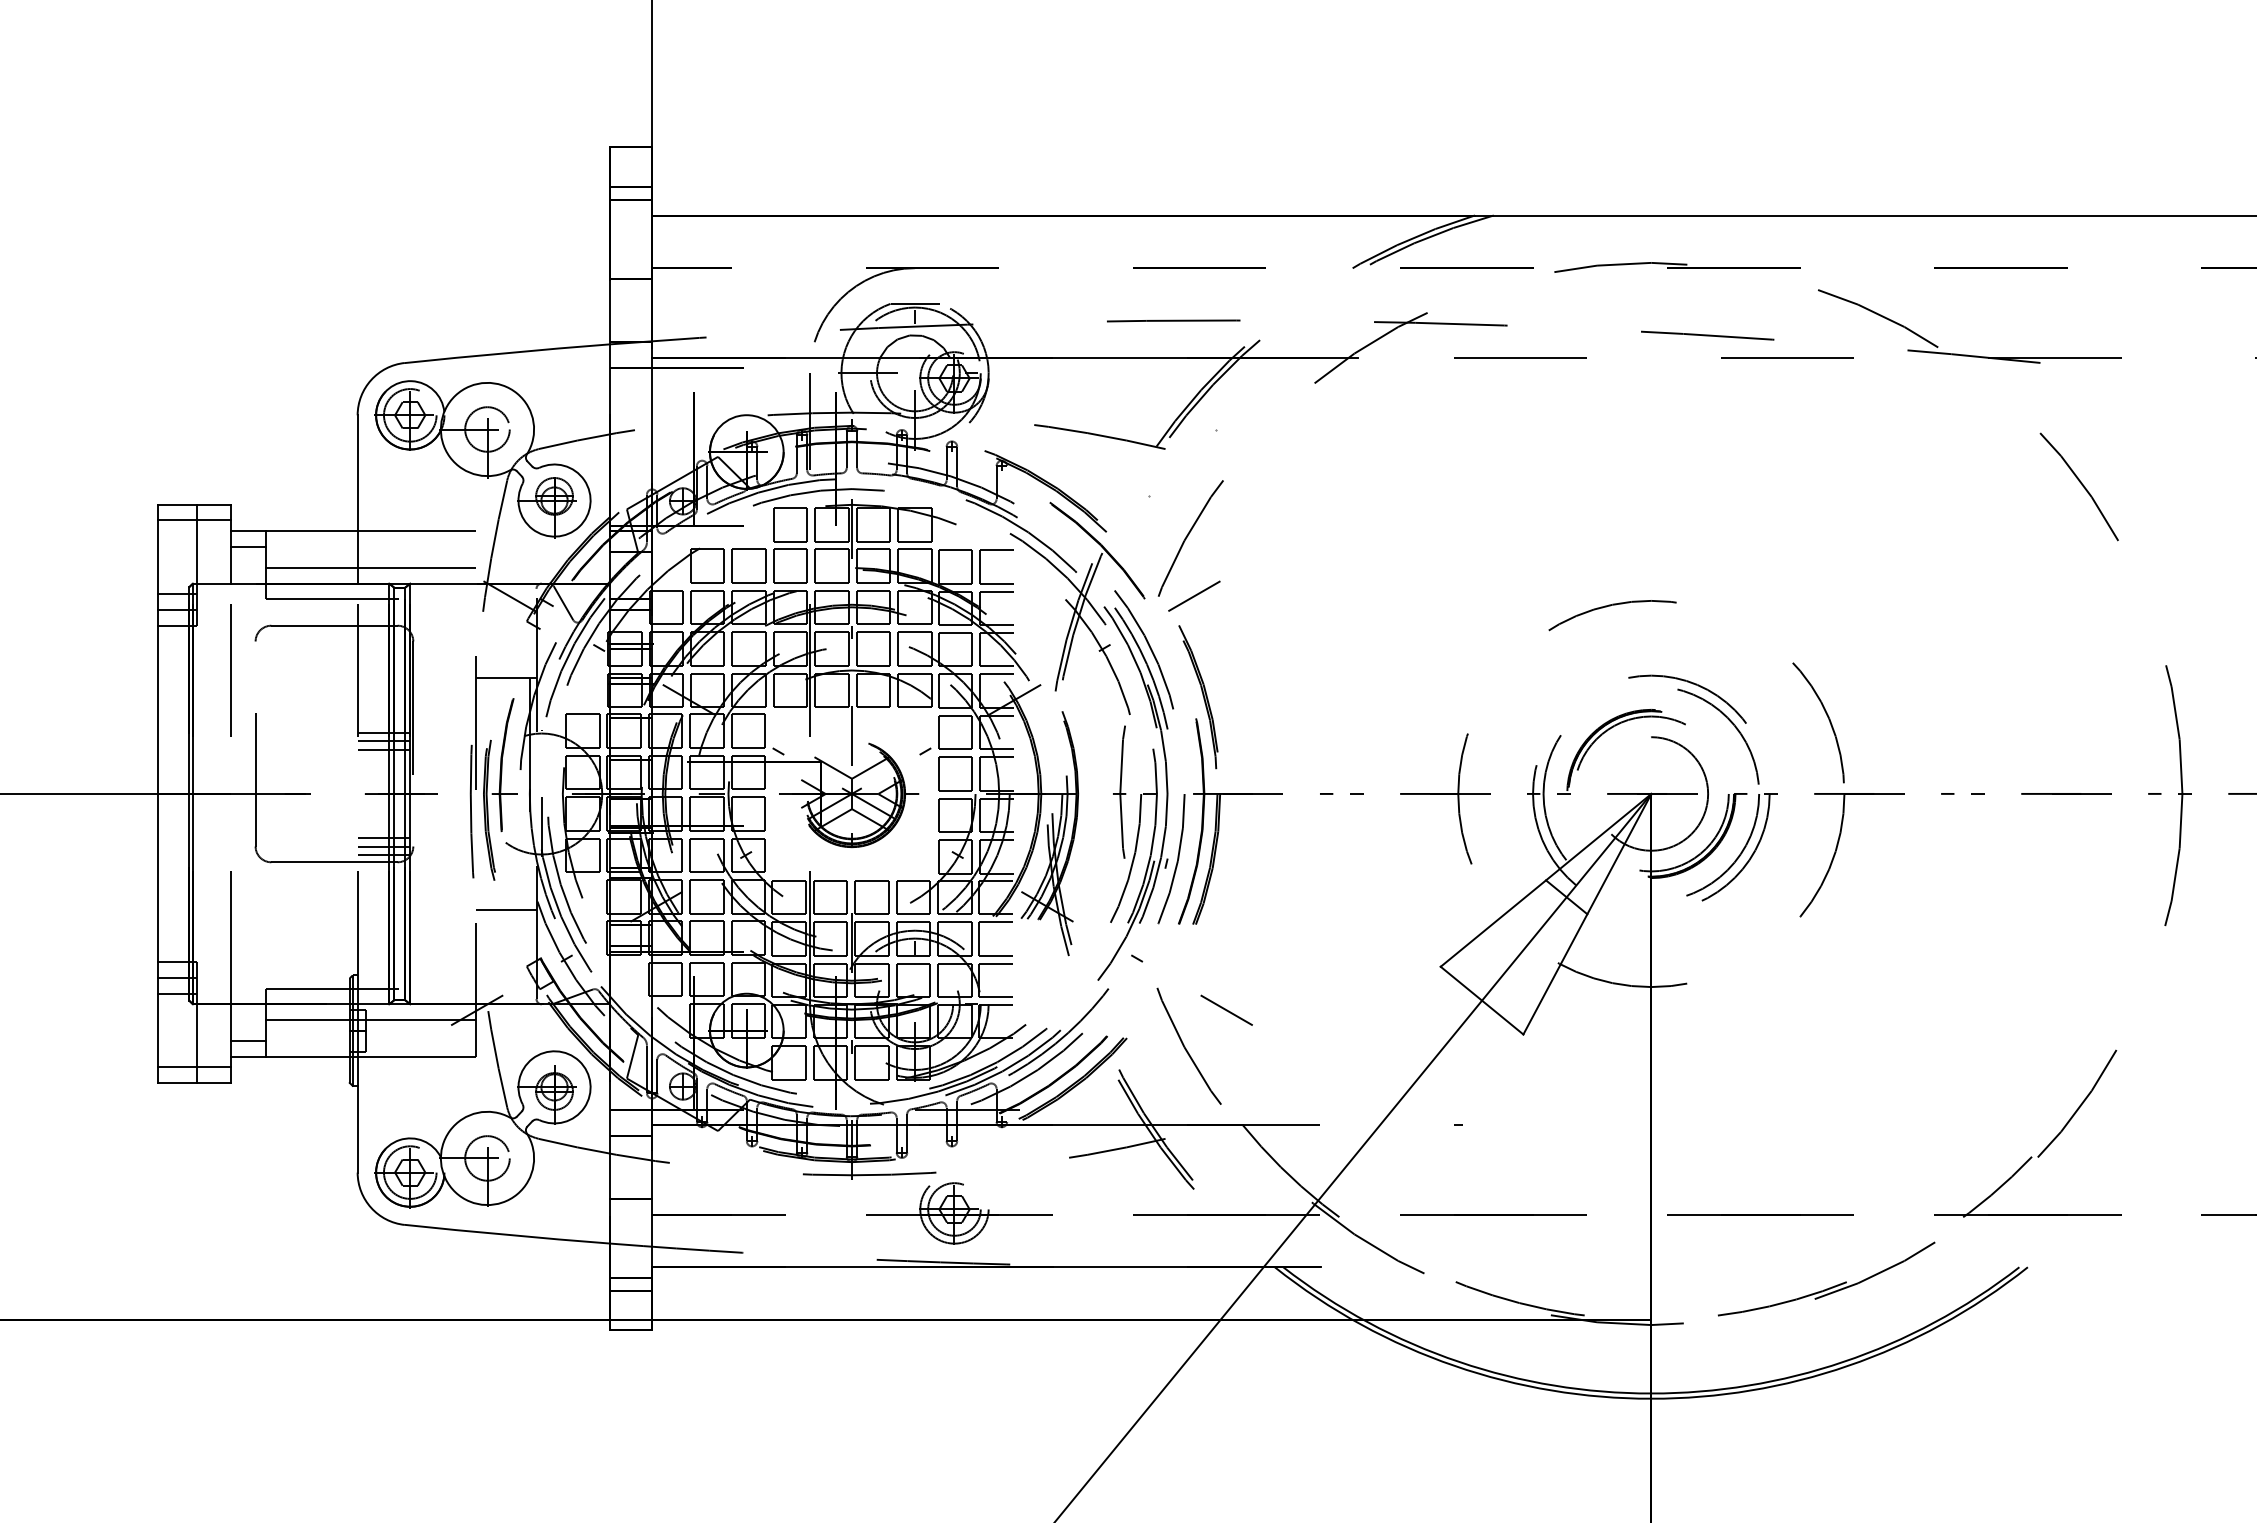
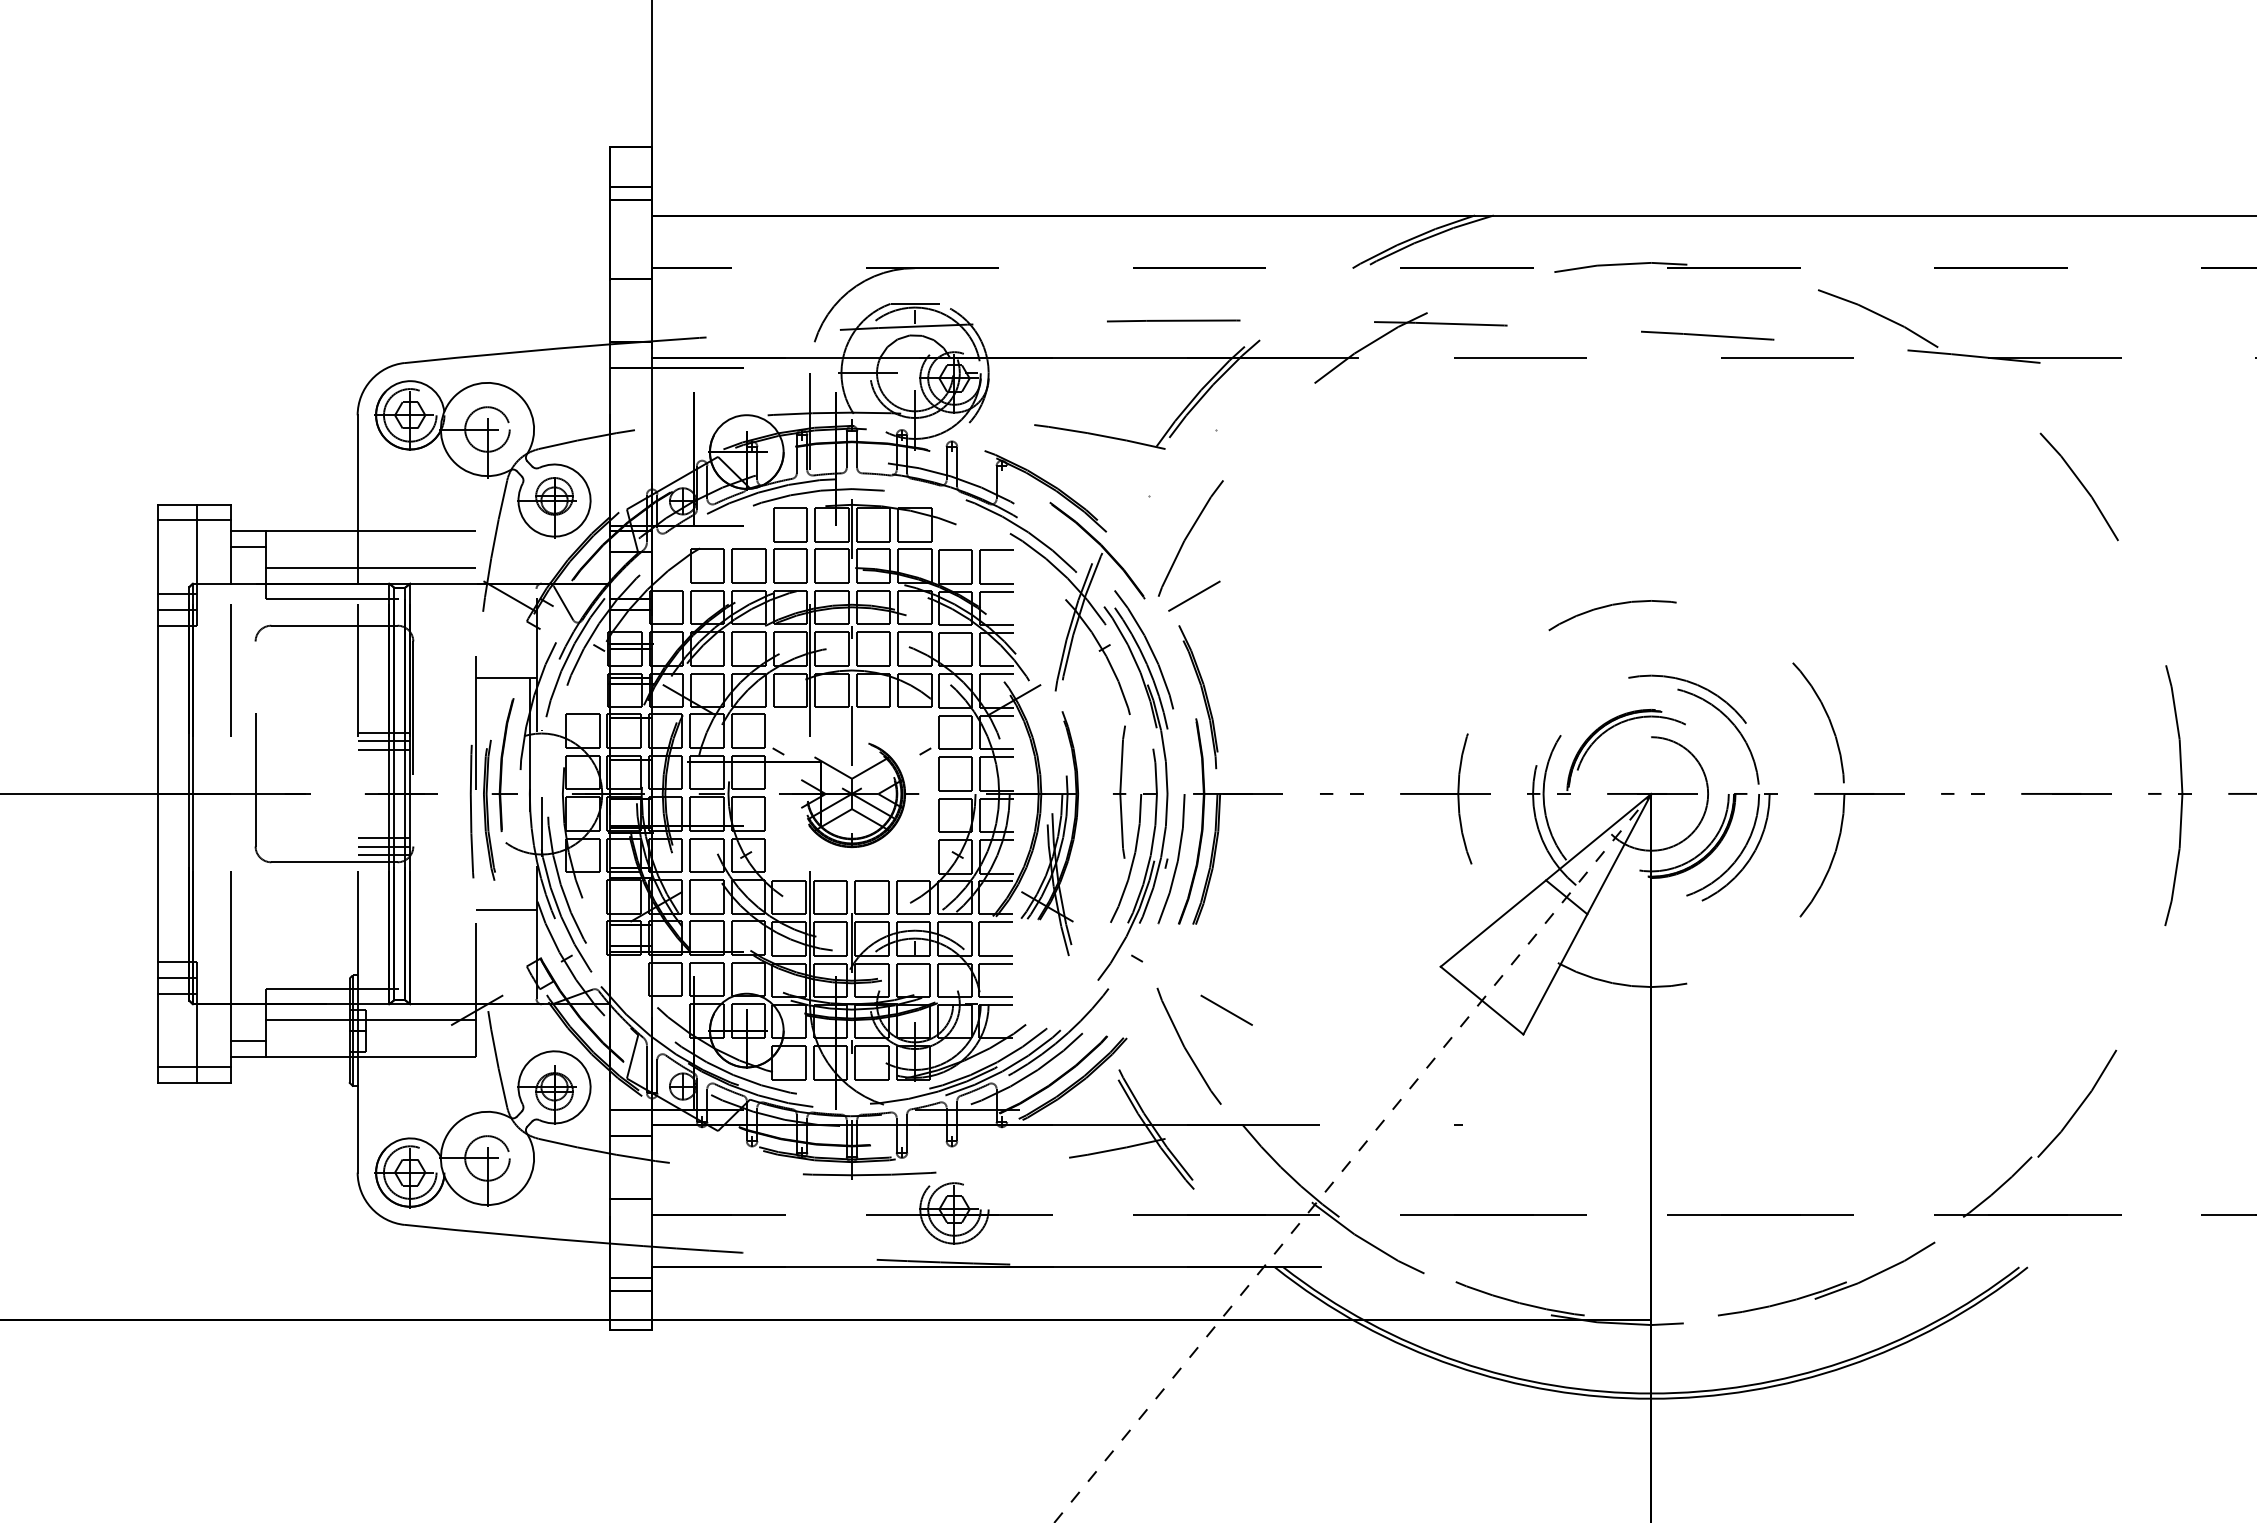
line: solid -> dashed (1352, 1158)
